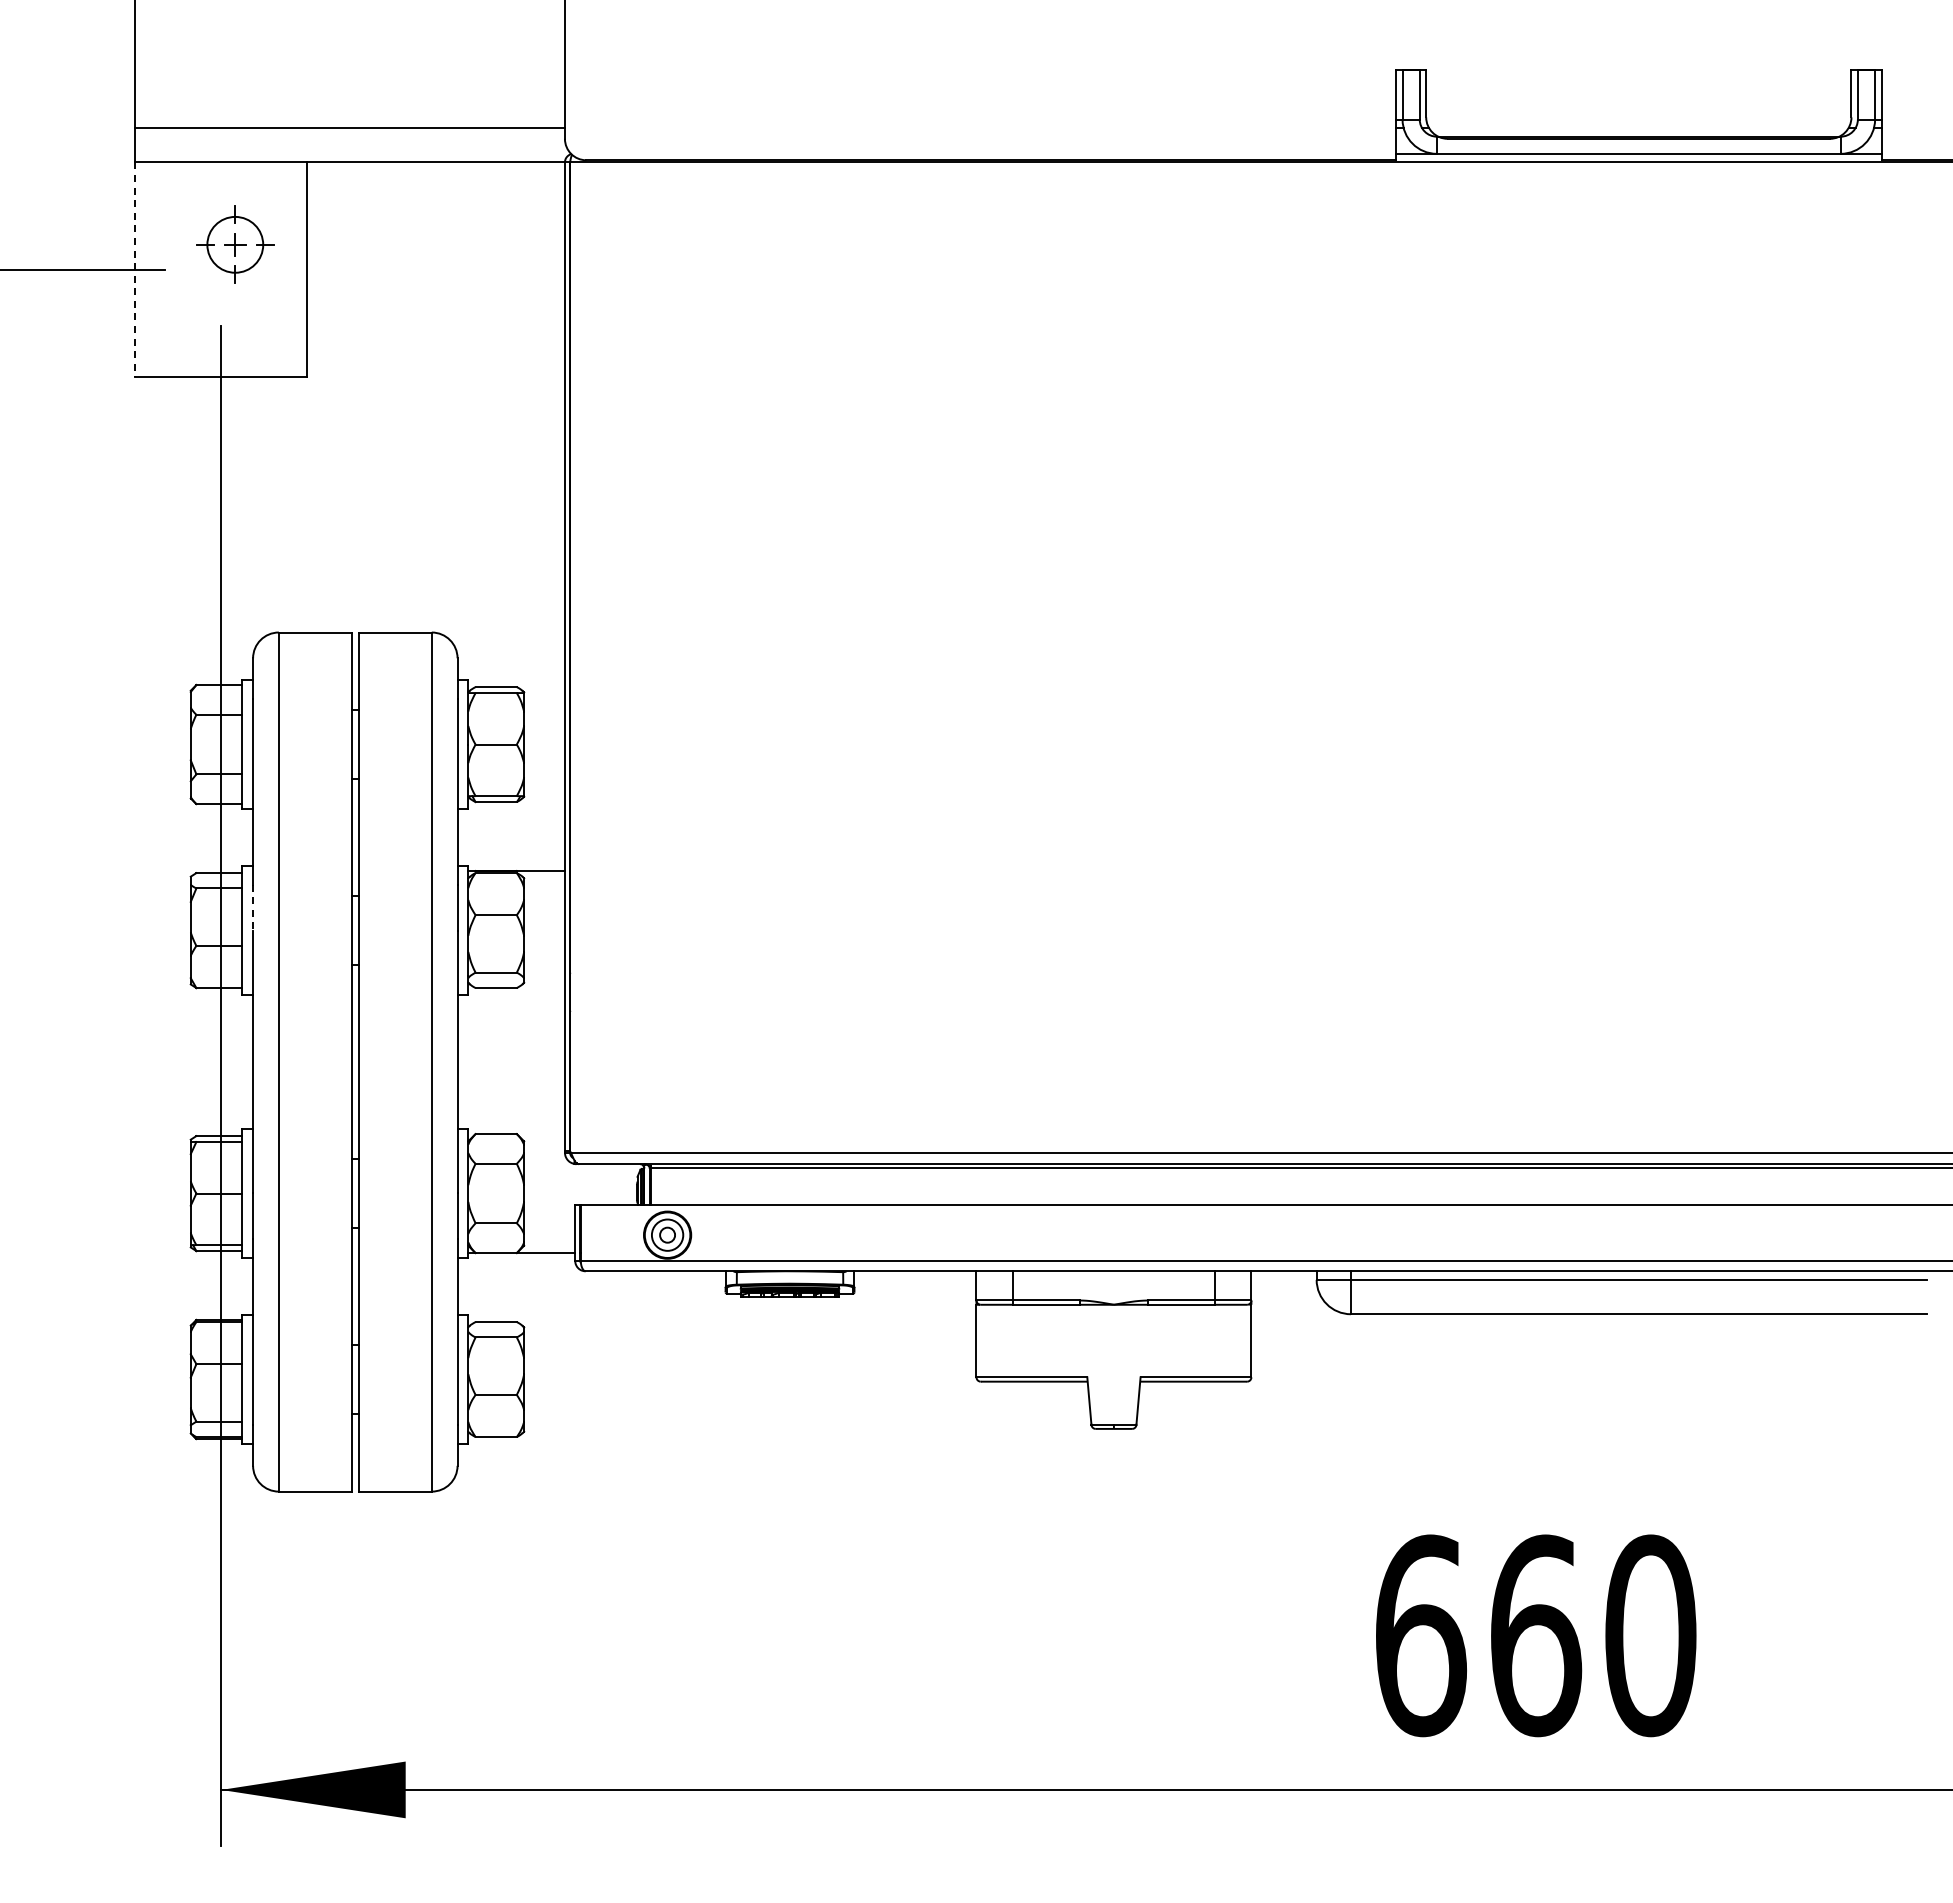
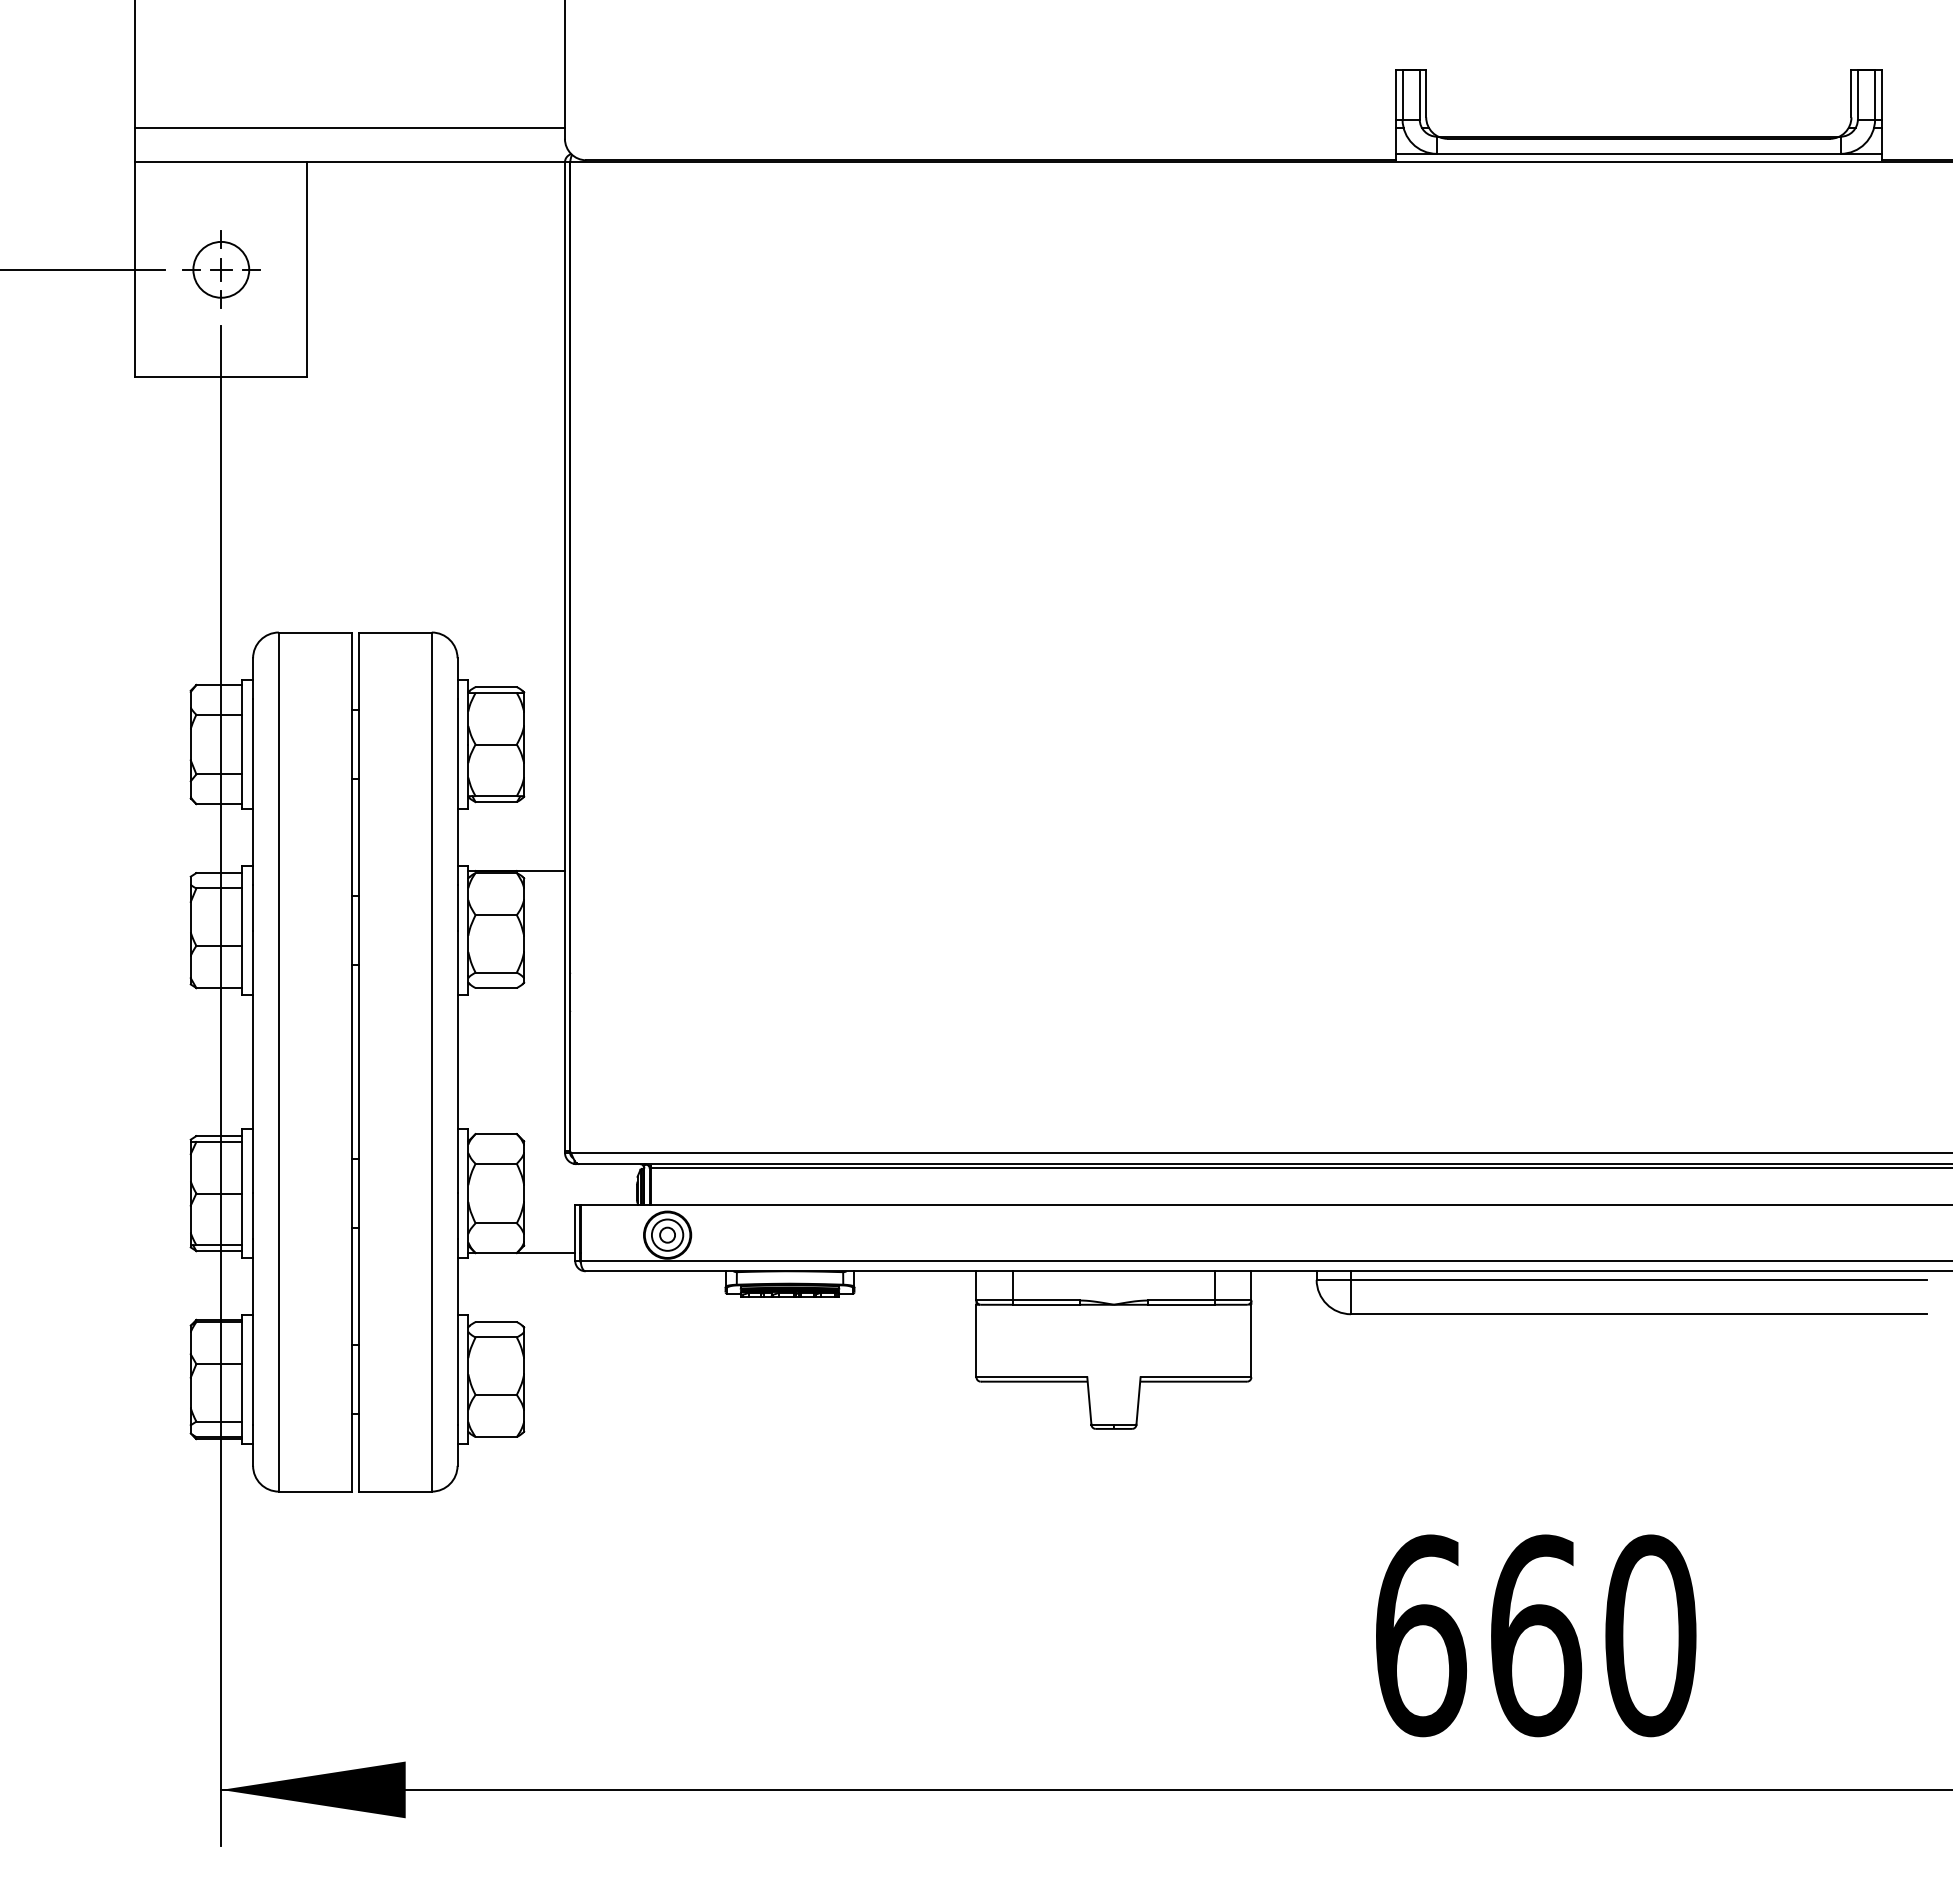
part position: (235, 244) -> (221, 269) (221, 269)
line: dashed -> solid (135, 270)
line: dashed -> solid (253, 908)
